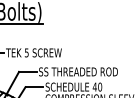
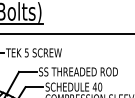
line: none -> present (66, 33)
